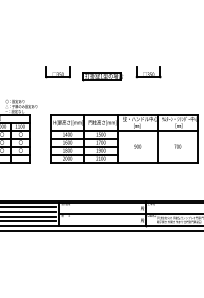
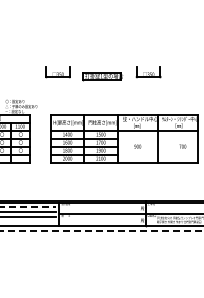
text position: (177, 146) -> (182, 146) (182, 146)
line: solid -> dashed (28, 207)
line: present -> none (28, 221)
line: solid -> dashed (102, 230)
